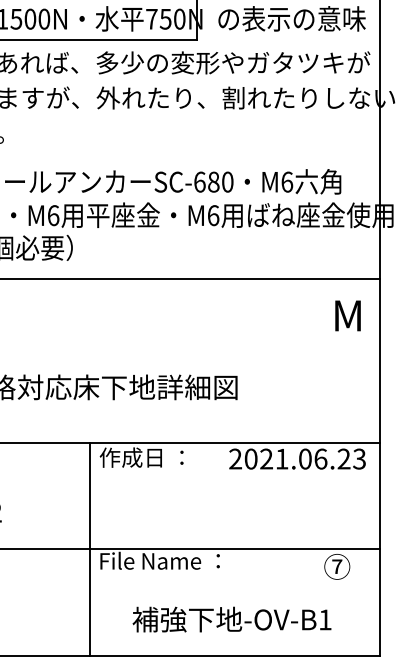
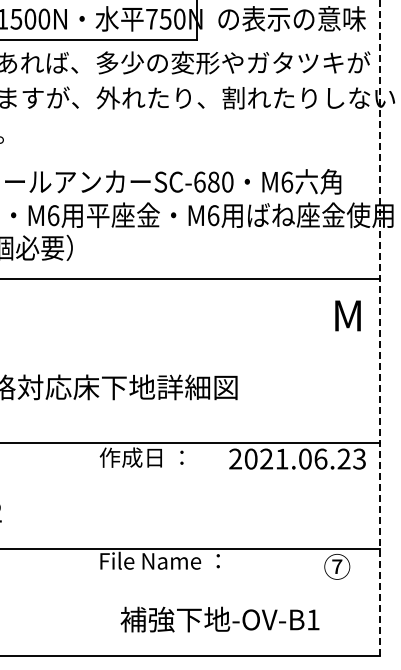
line: solid -> dashed (380, 327)
line: present -> none (89, 549)
text position: (231, 619) -> (219, 619) (219, 619)
